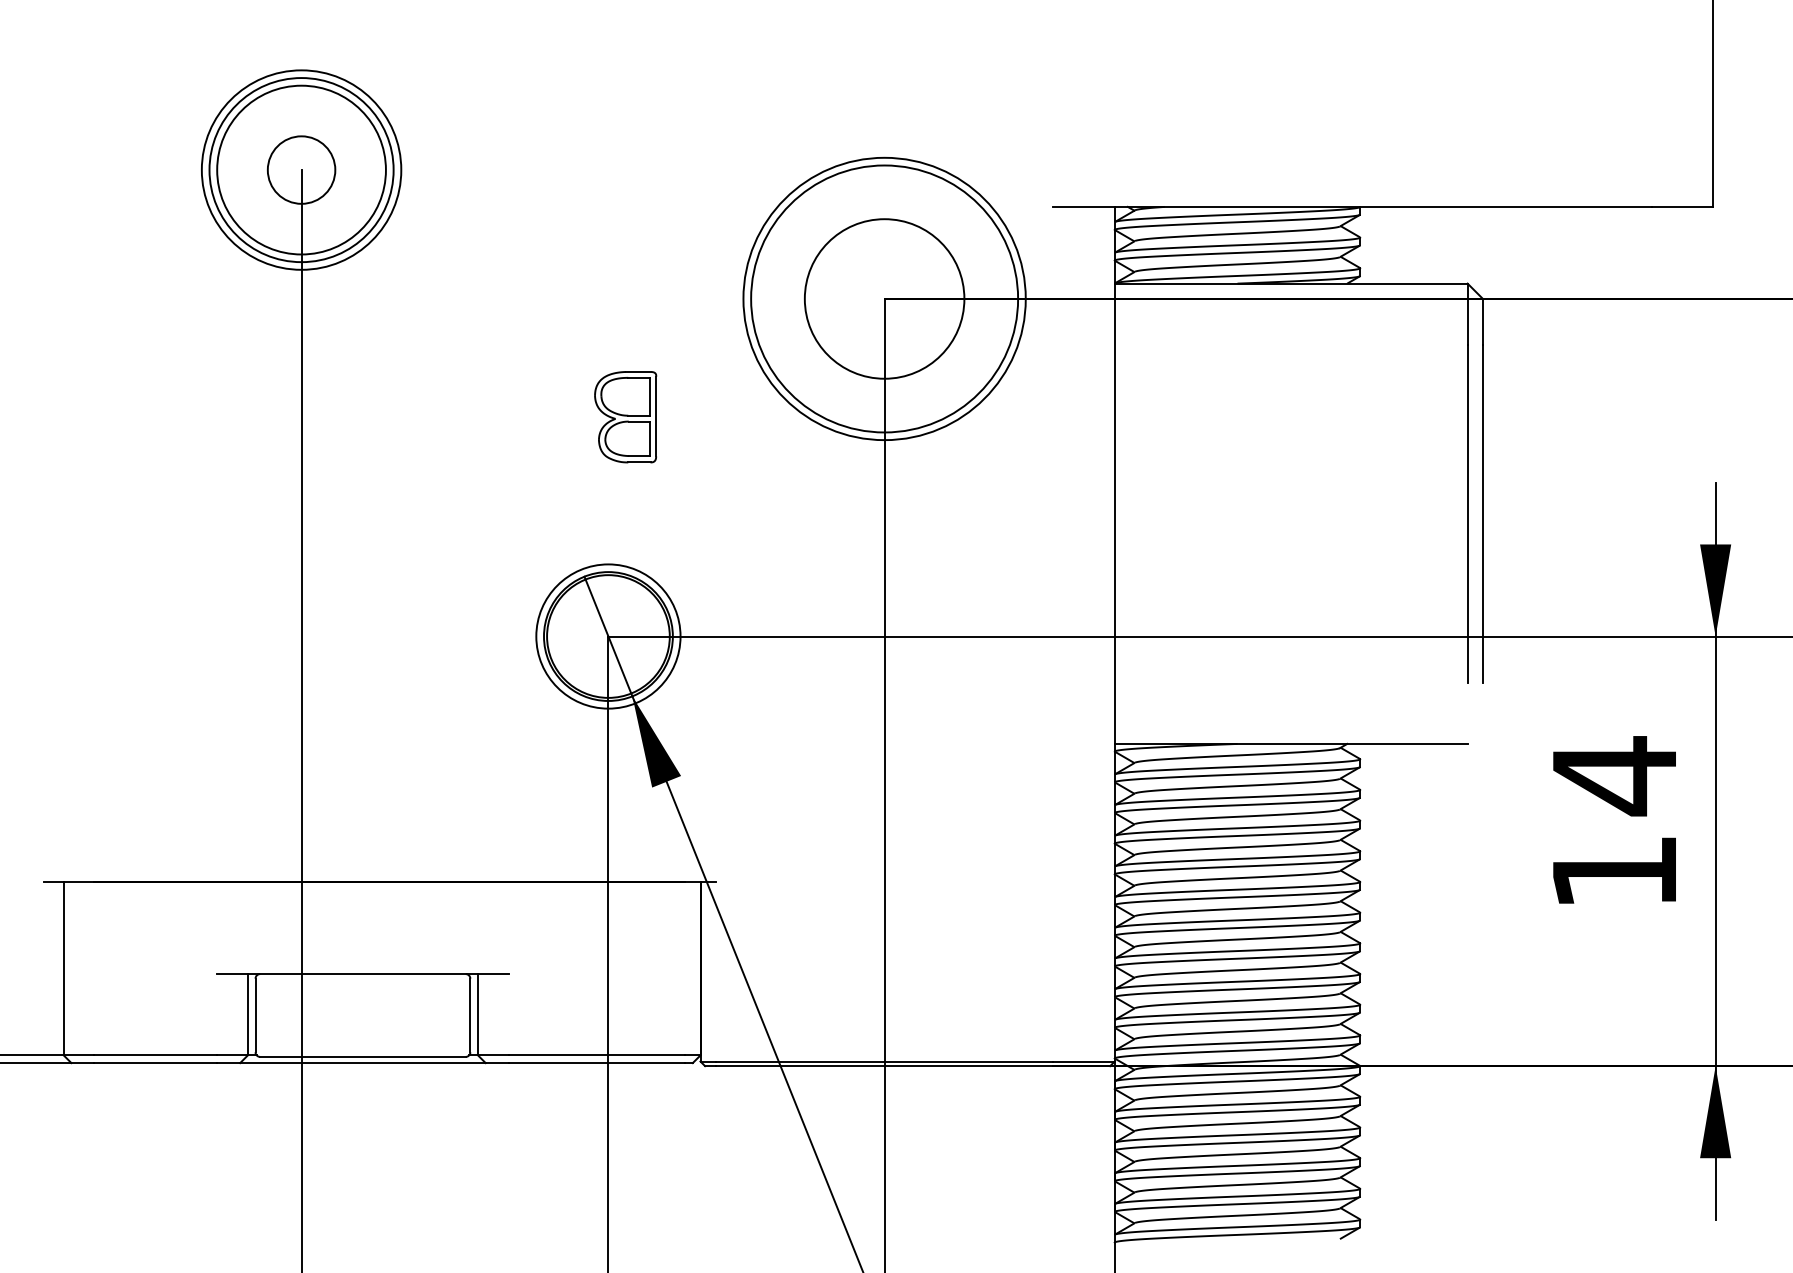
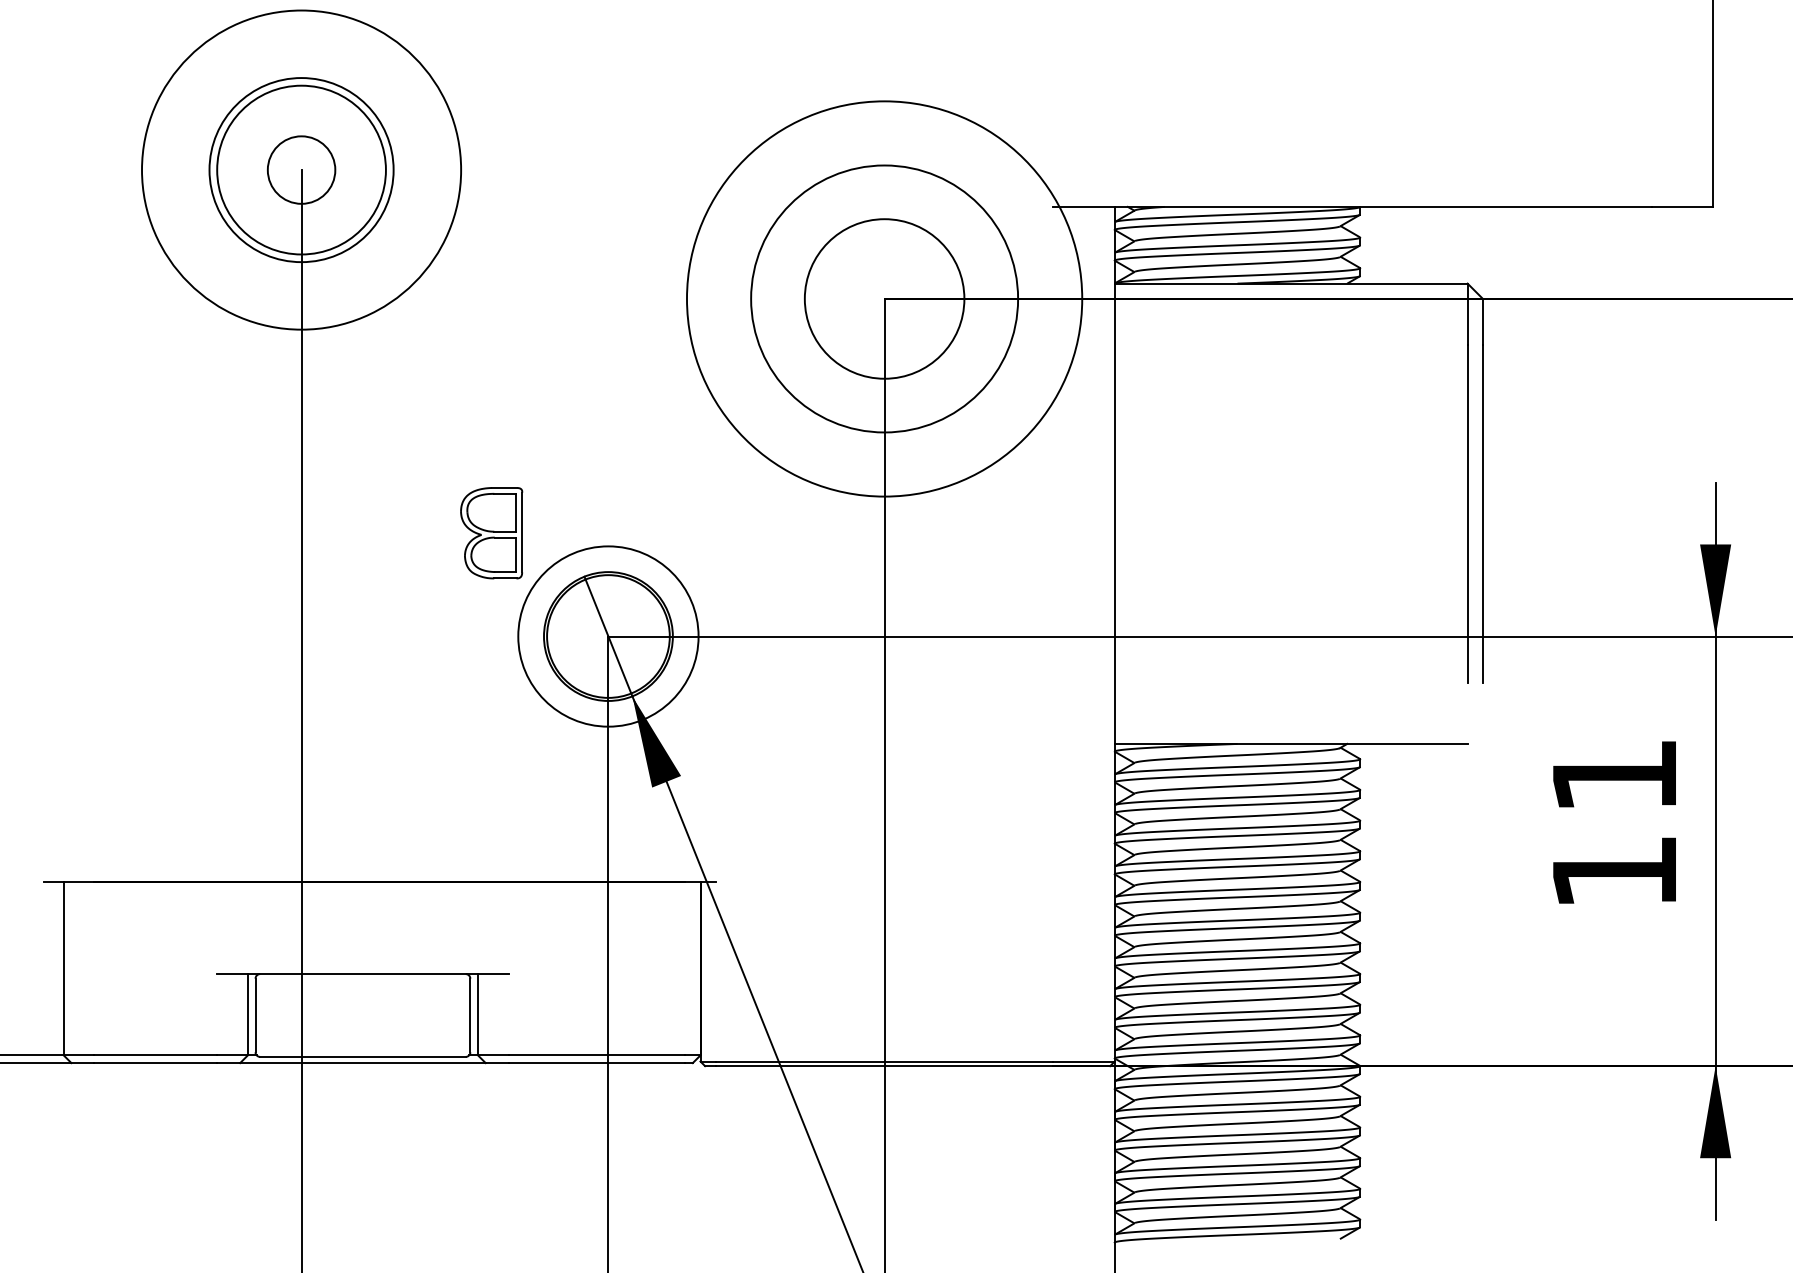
circle diameter: 199 px -> 319 px (301, 169)
circle diameter: 282 px -> 395 px (884, 298)
part position: (625, 417) -> (491, 533) (491, 533)
circle diameter: 144 px -> 180 px (608, 636)
text: 14 -> 11 (1614, 776)
